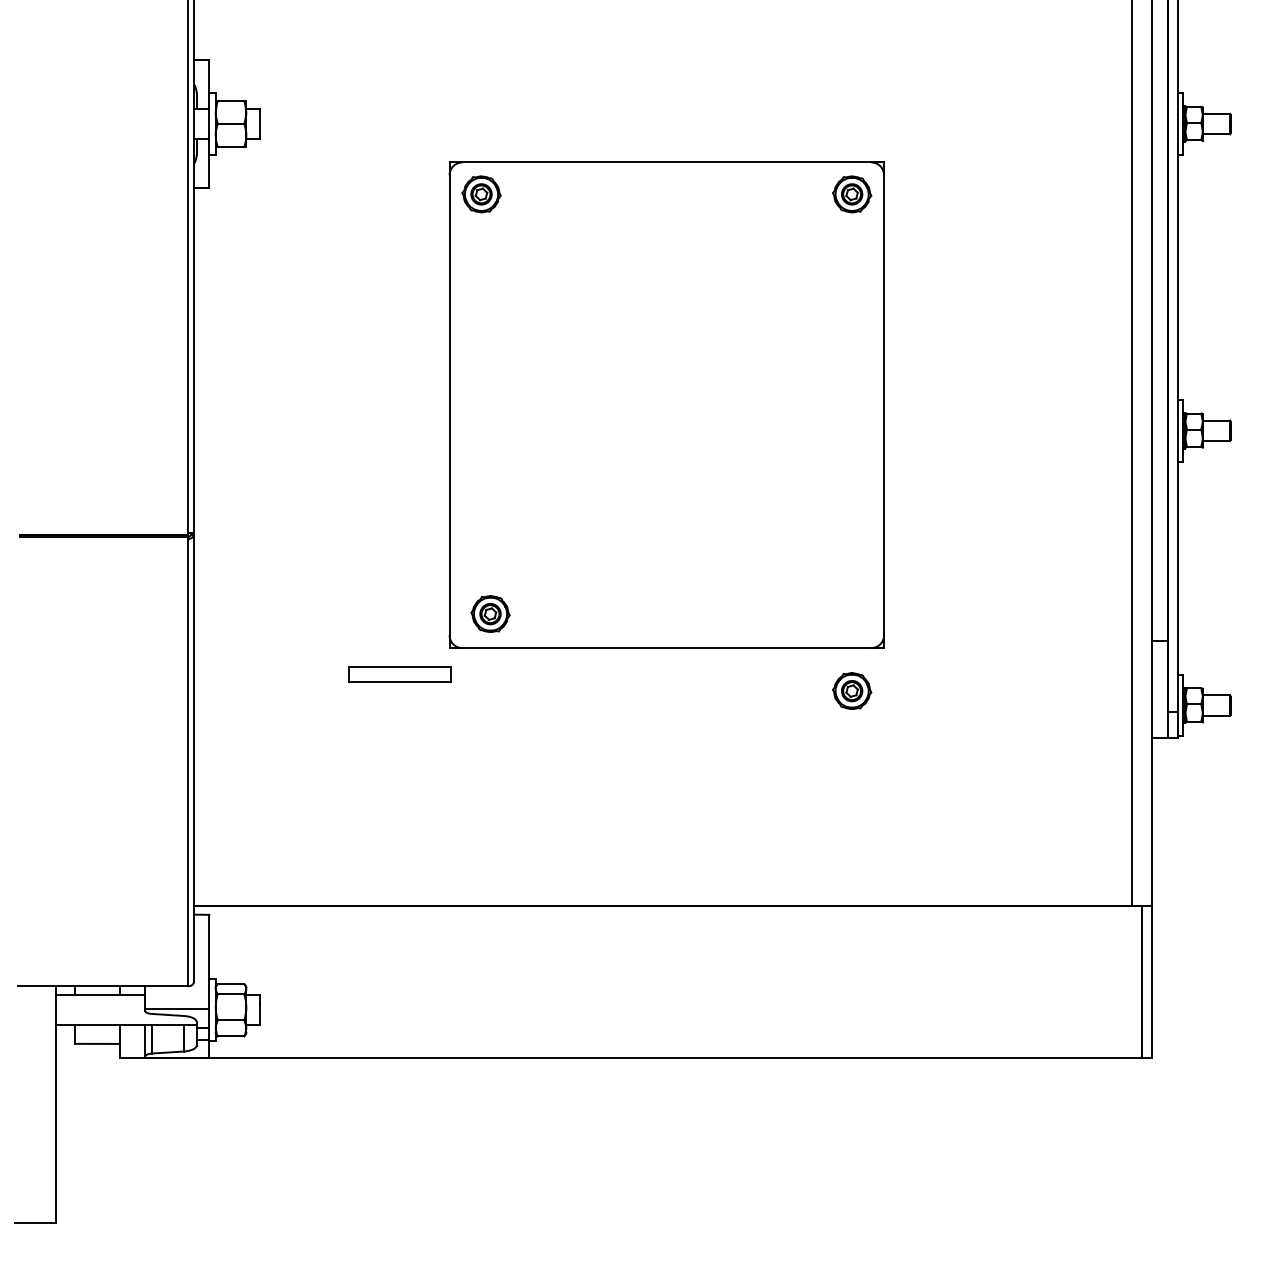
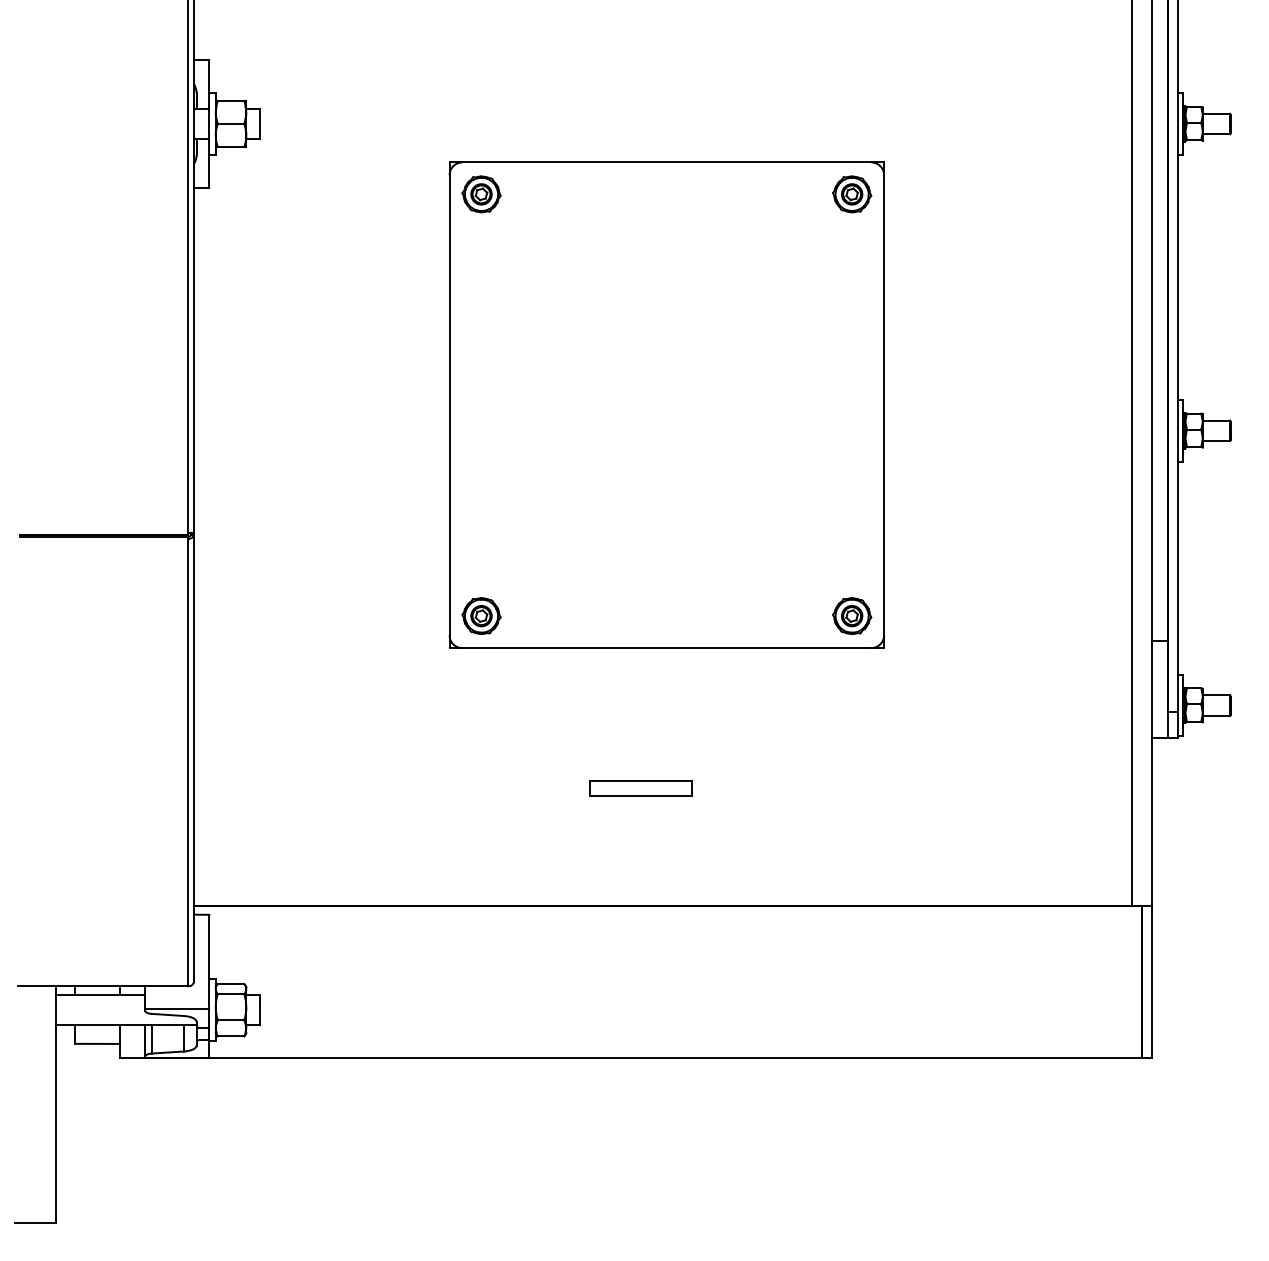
part position: (490, 613) -> (481, 615) (481, 615)
part position: (399, 674) -> (640, 788) (640, 788)
part position: (852, 690) -> (852, 615) (852, 615)
